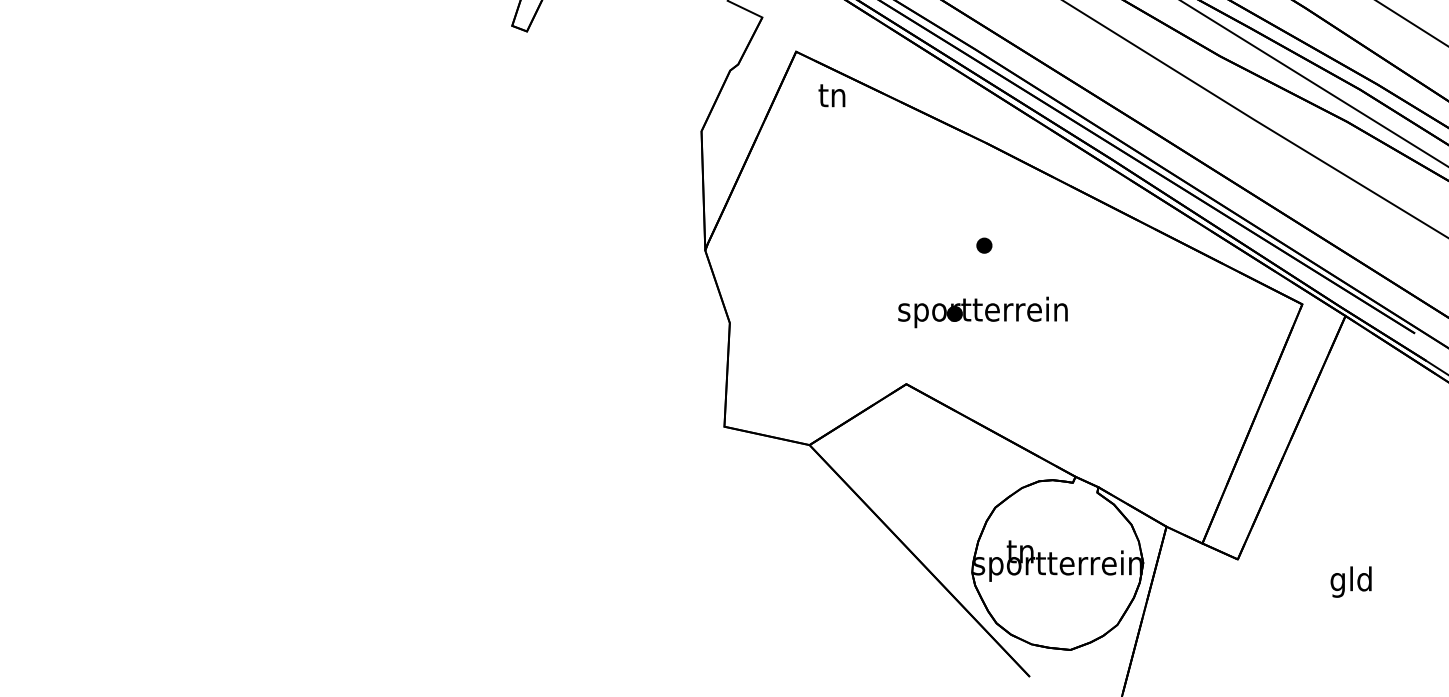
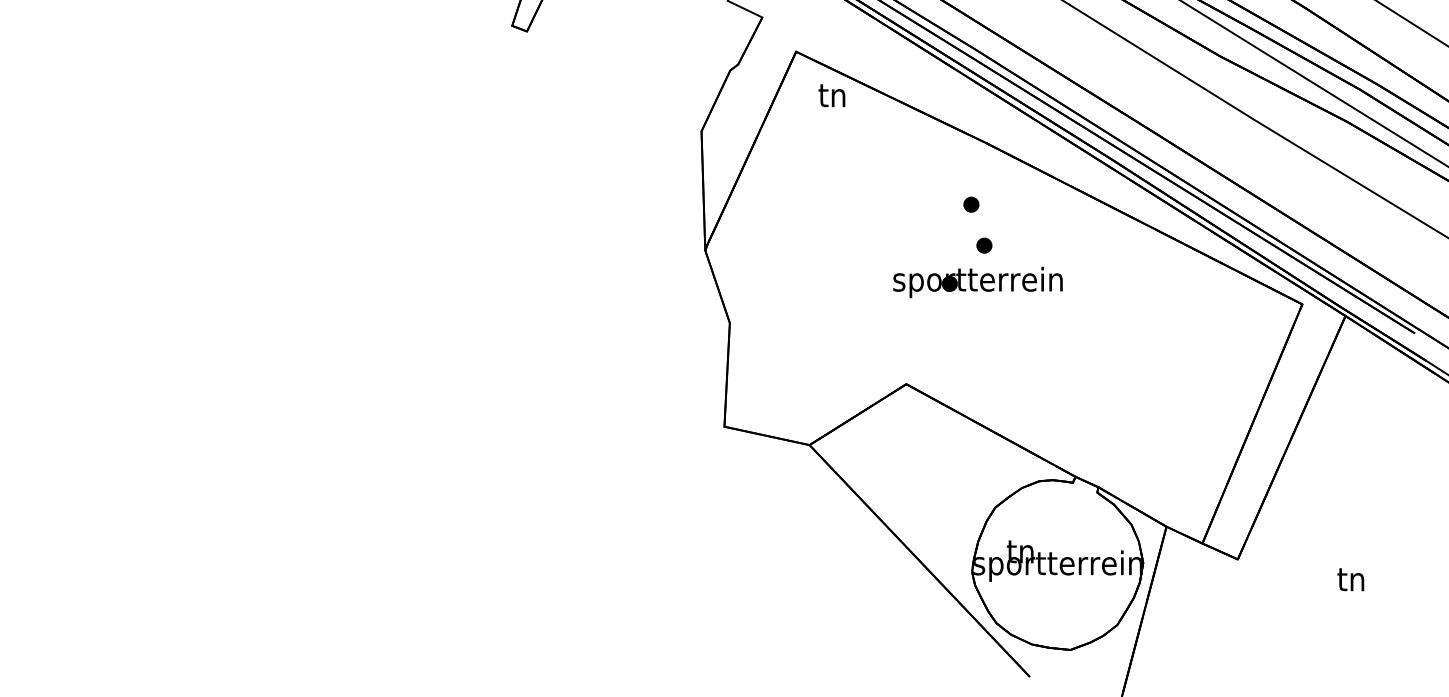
part: none -> present (971, 204)
part position: (982, 312) -> (977, 282) (977, 282)
text: gld -> tn (1350, 581)
